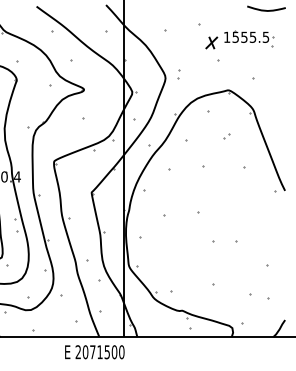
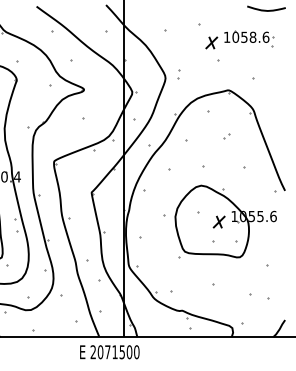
text: 1555.5 -> 1058.6 (250, 36)
part: none -> present (225, 221)
text position: (94, 352) -> (109, 352) (109, 352)
